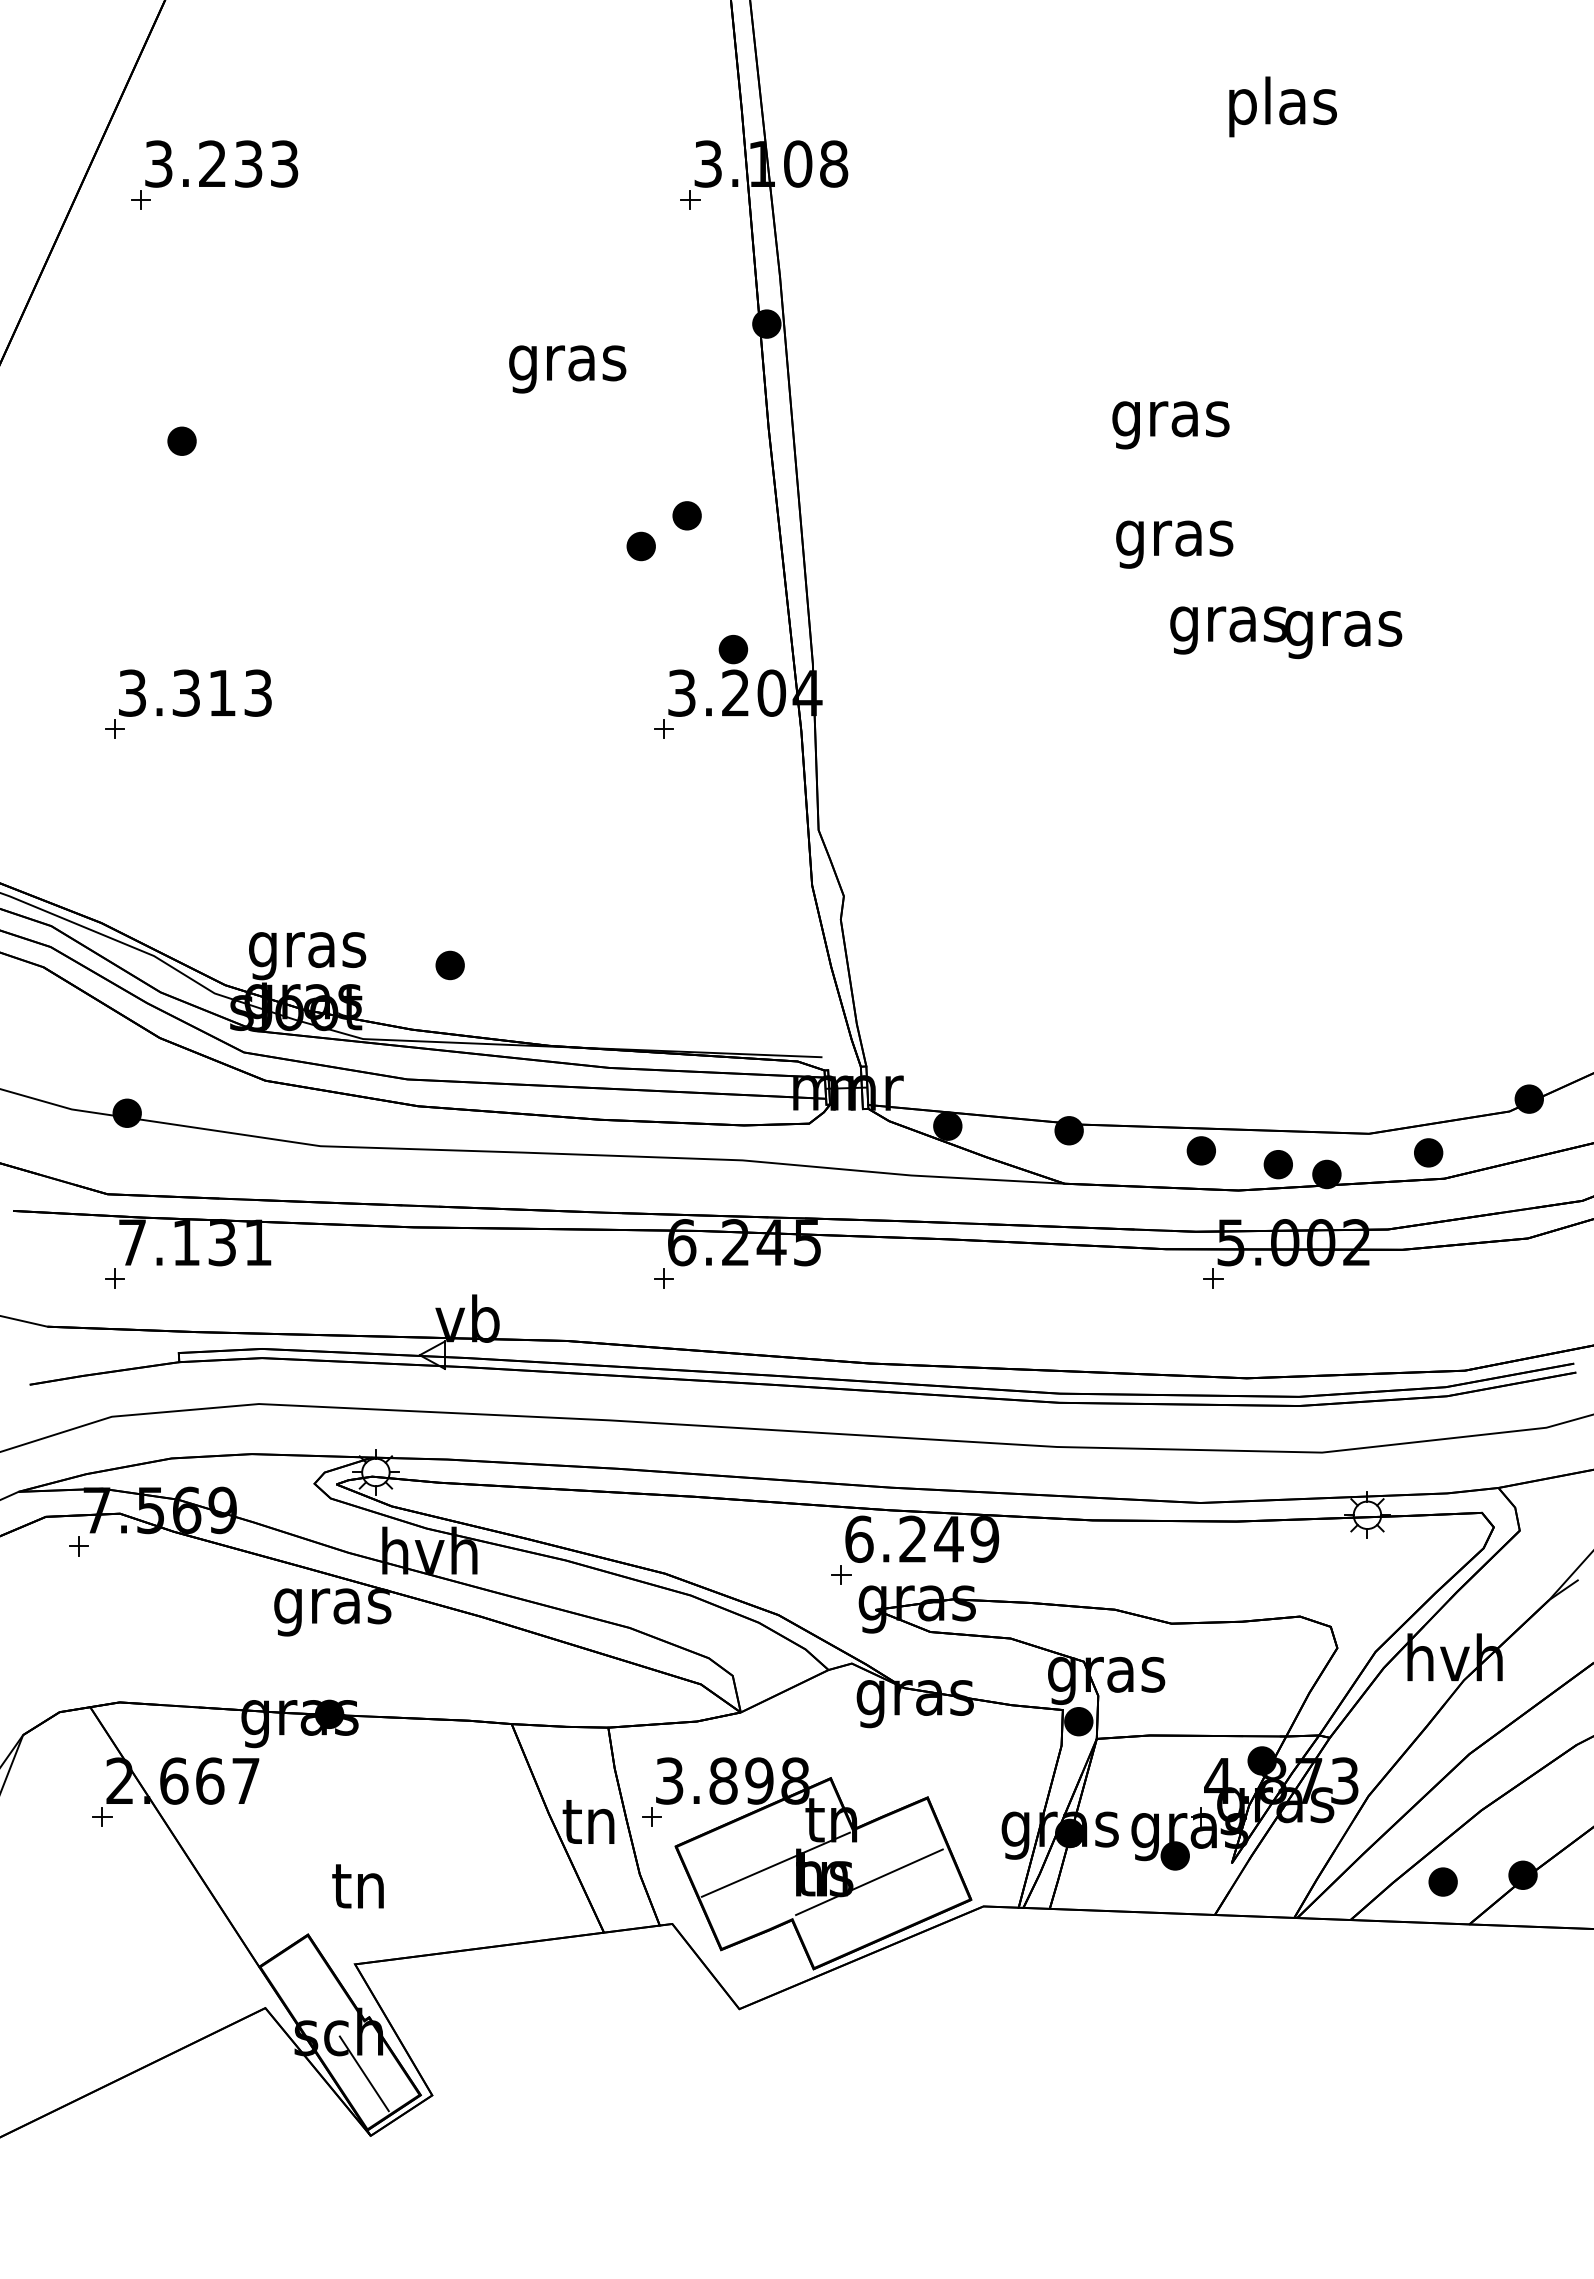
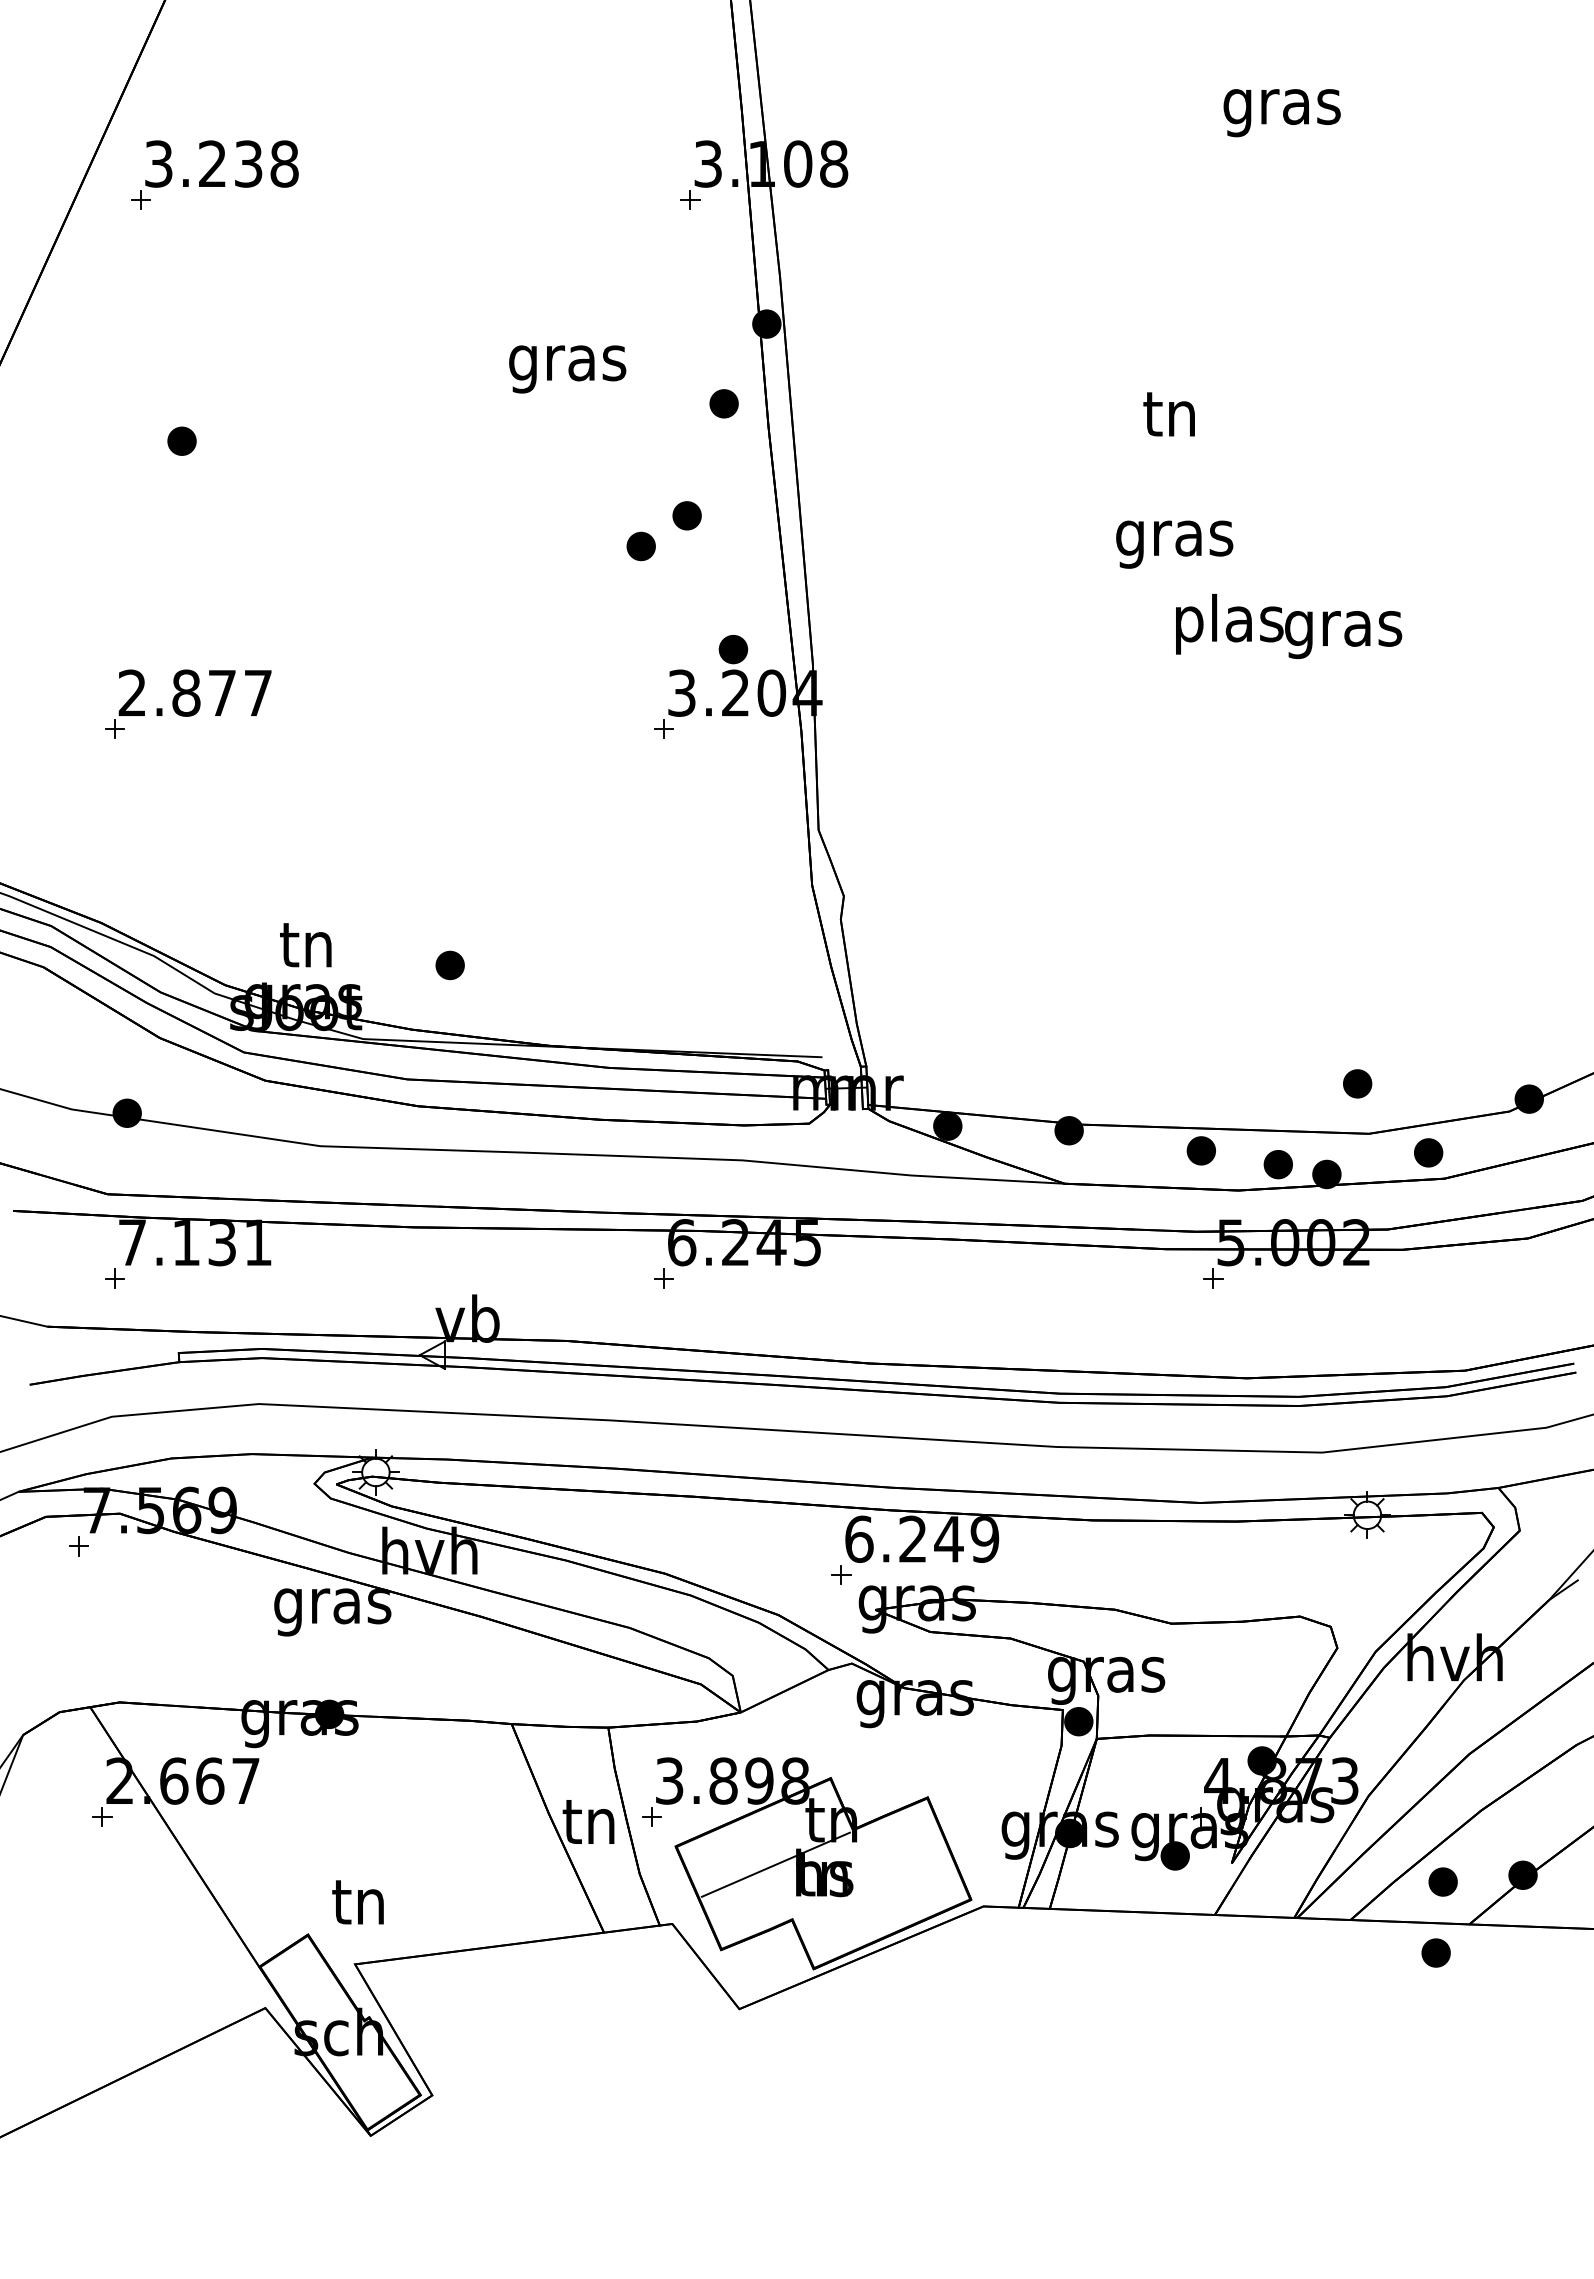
text: plas -> gras (1281, 106)
text: 3.233 -> 3.238 (284, 163)
part: none -> present (723, 403)
text: gras -> tn (1170, 420)
text: gras -> plas (1227, 623)
text: 3.313 -> 2.877 (194, 692)
text: gras -> tn (307, 951)
part: none -> present (1357, 1083)
line: present -> none (869, 1882)
text position: (357, 1886) -> (357, 1902) (357, 1902)
part: none -> present (1435, 1952)
line: present -> none (363, 2073)
